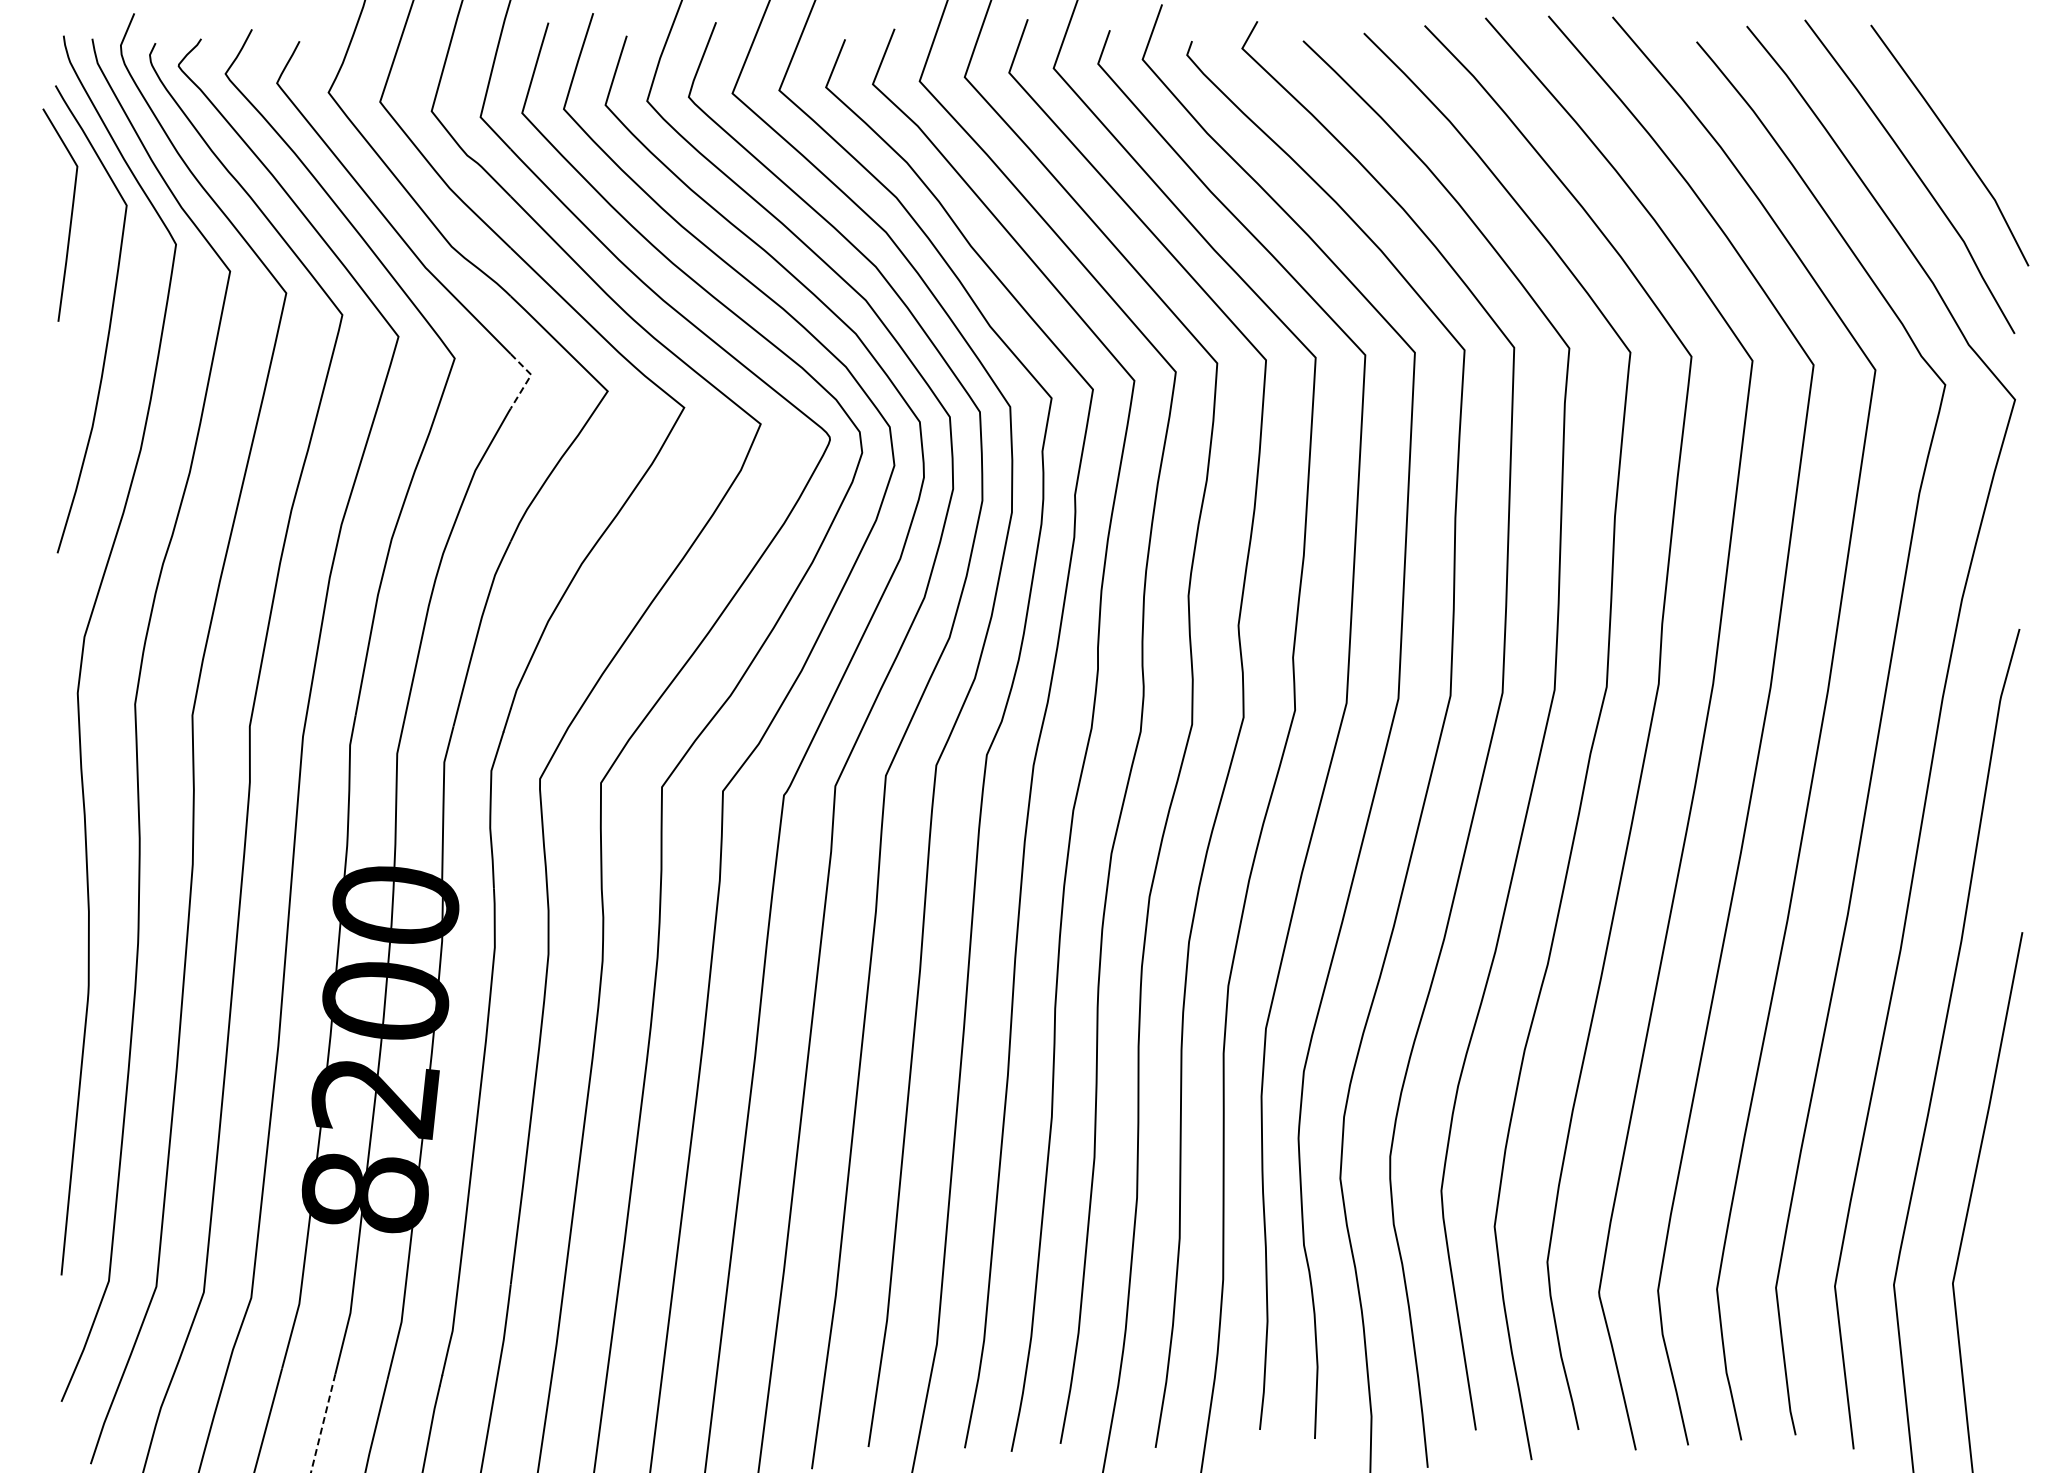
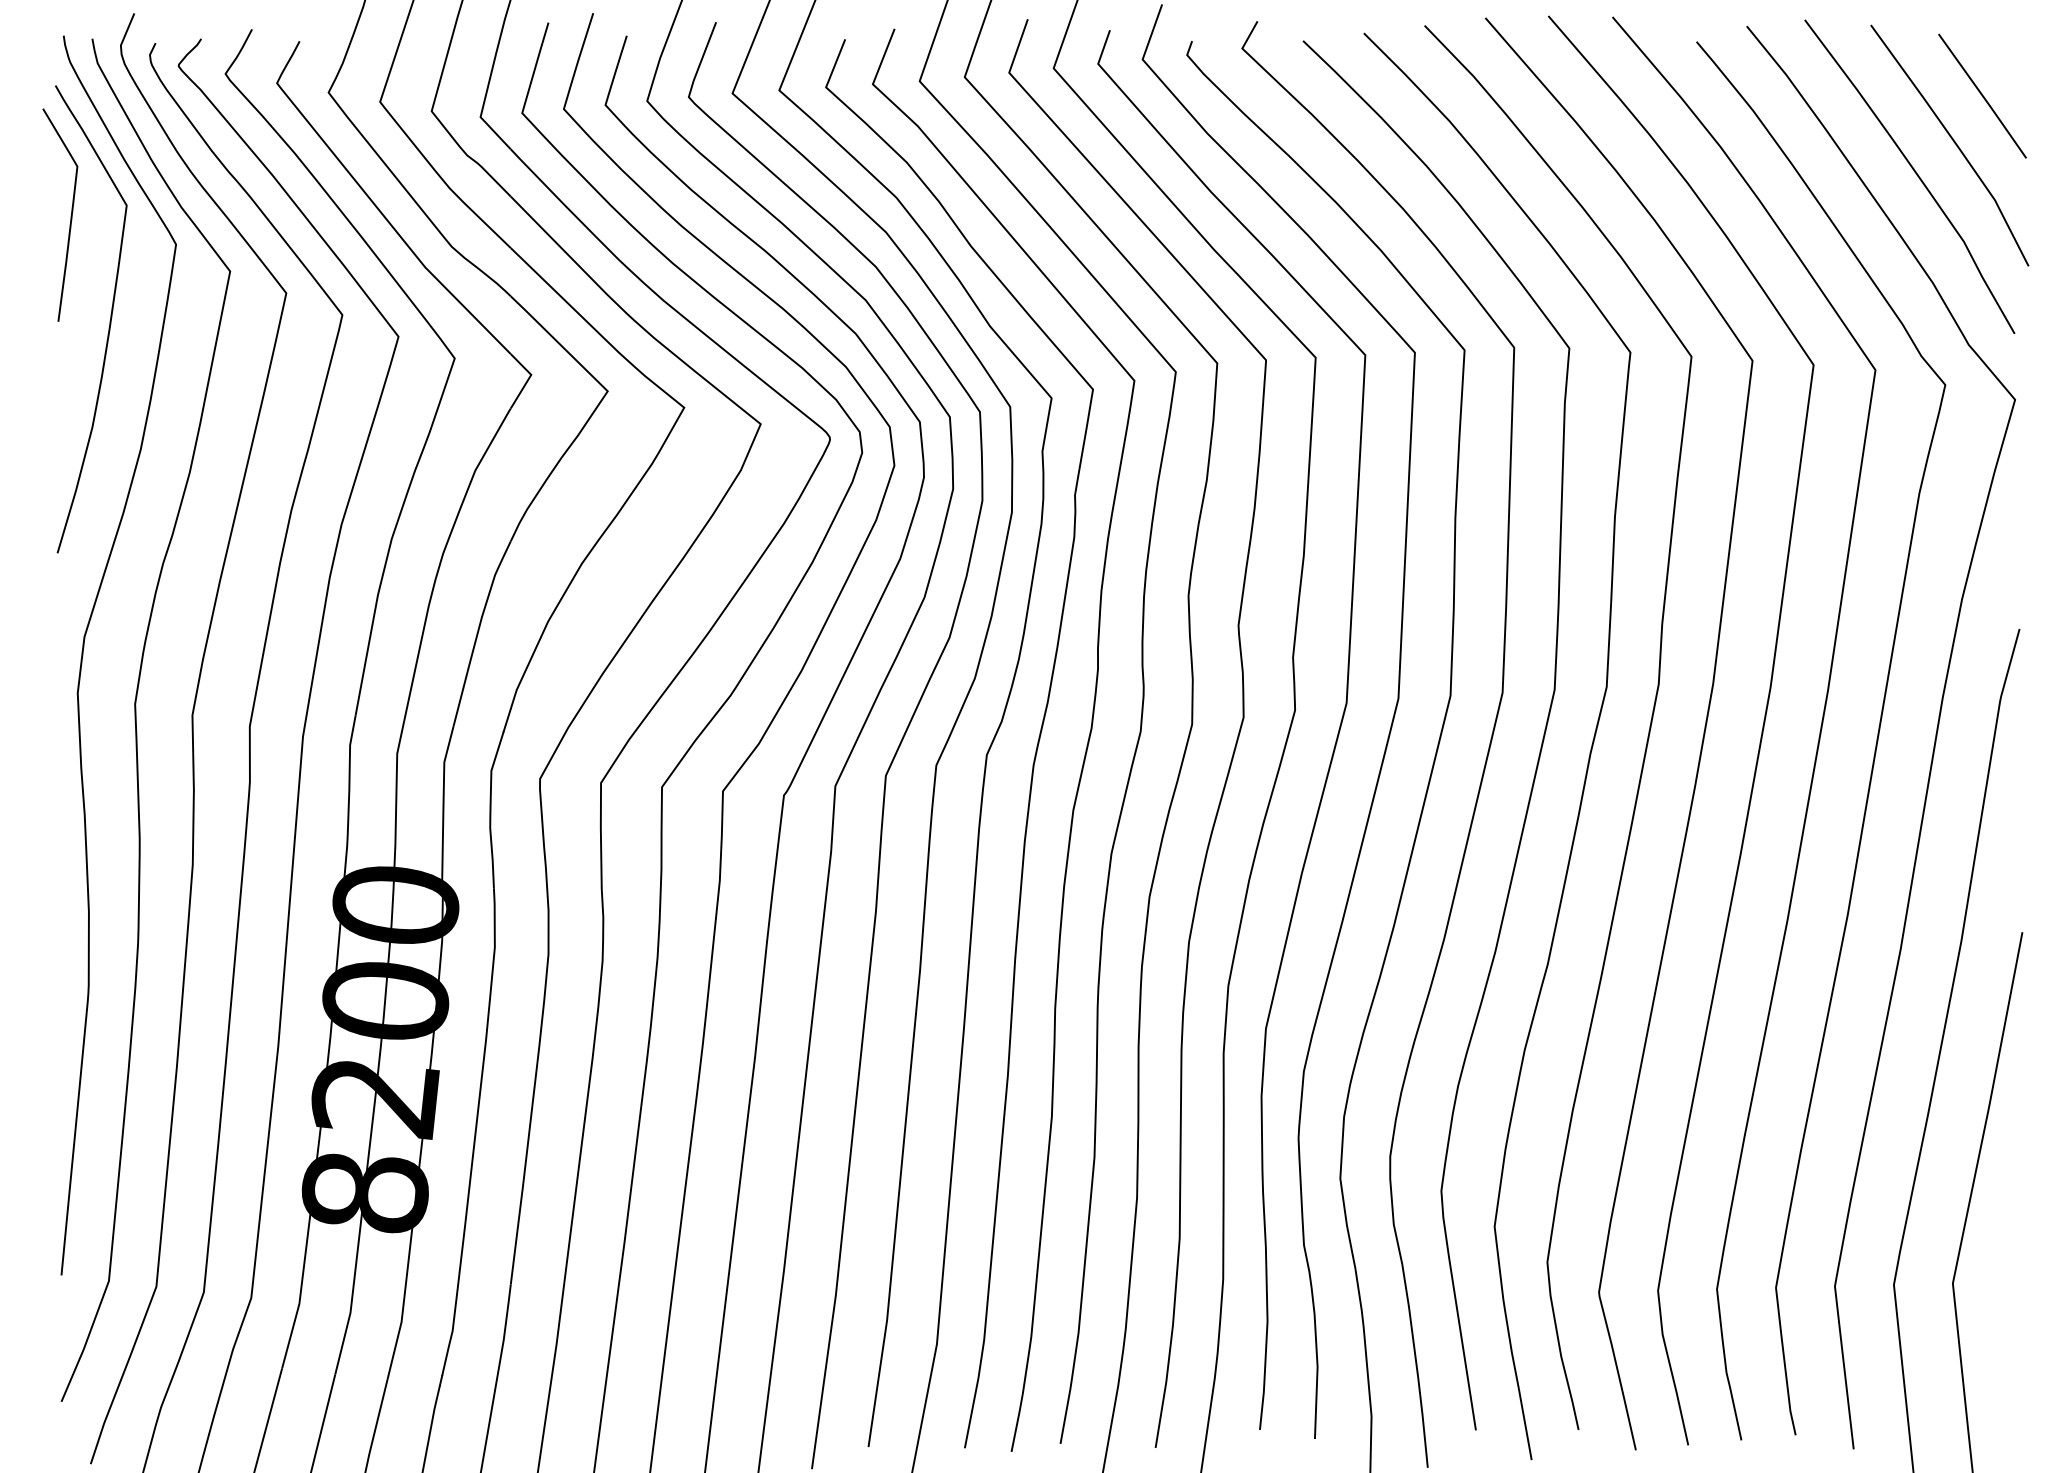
line: none -> present (1982, 95)
line: dashed -> solid (528, 379)
line: dashed -> solid (323, 1423)
